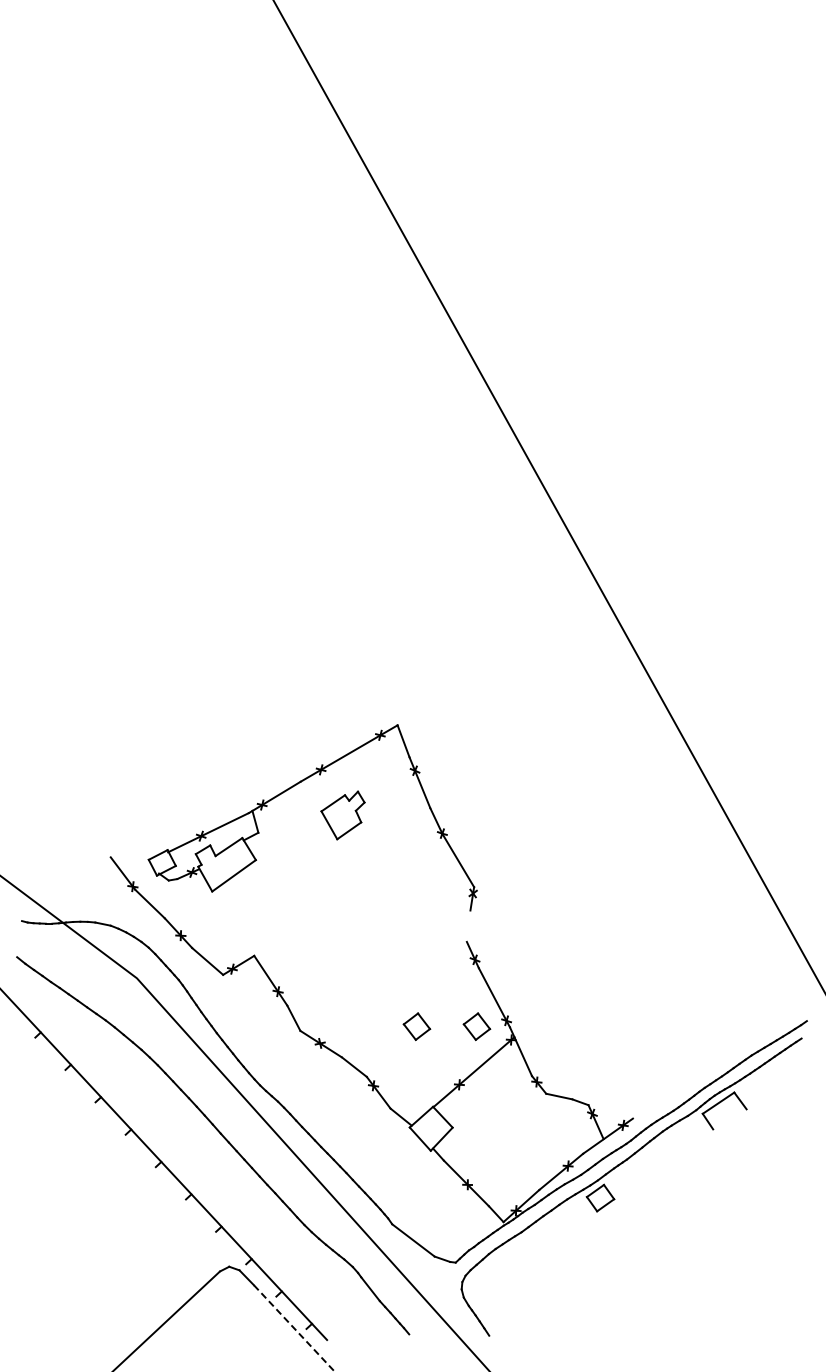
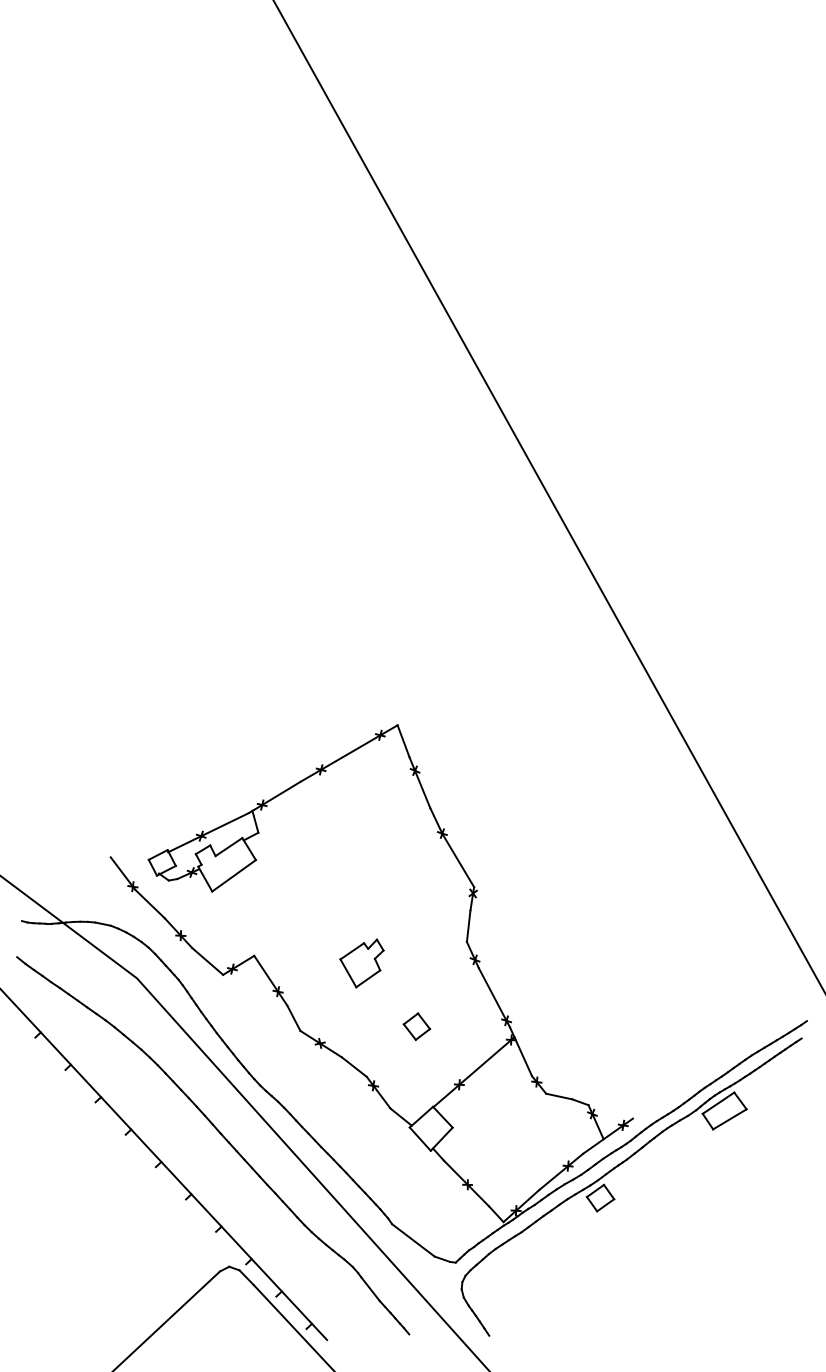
part position: (342, 815) -> (361, 963) (361, 963)
line: none -> present (468, 925)
part: present -> none (476, 1026)
line: none -> present (729, 1119)
line: dashed -> solid (294, 1328)
